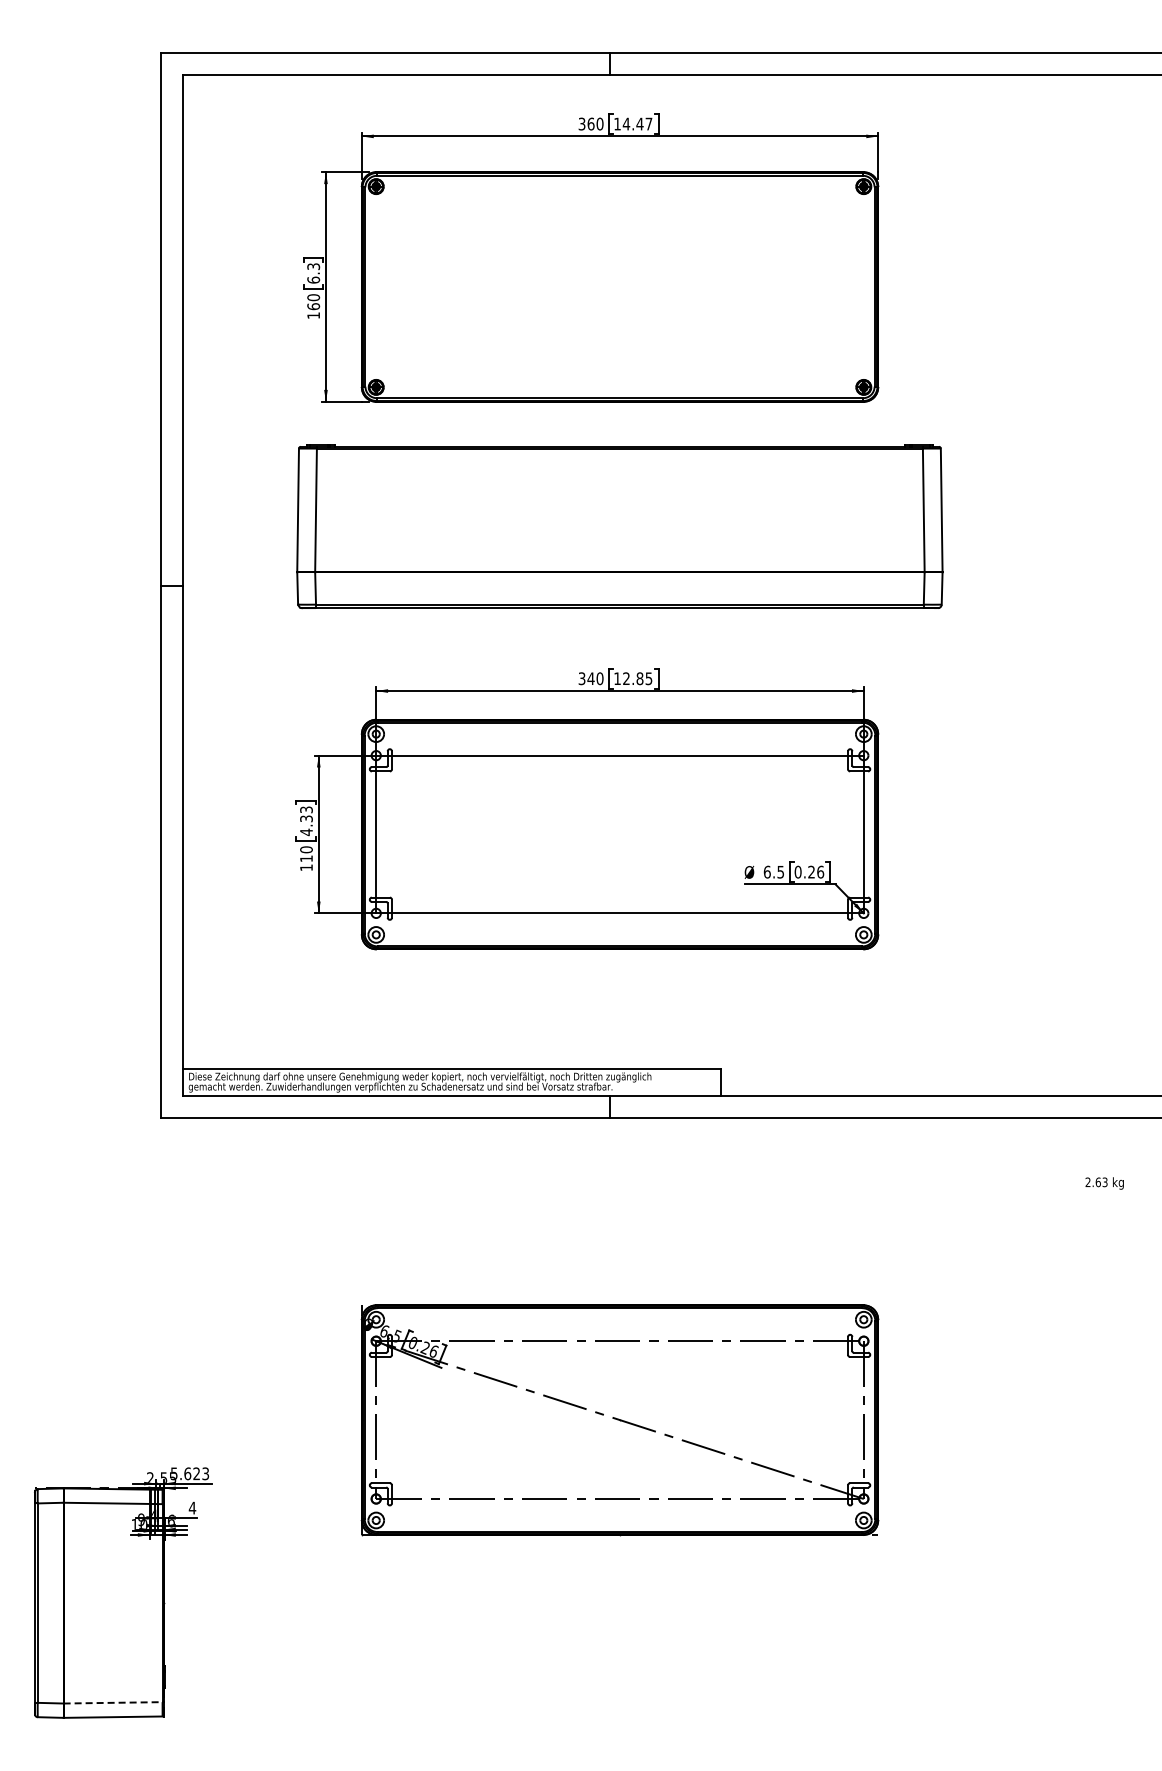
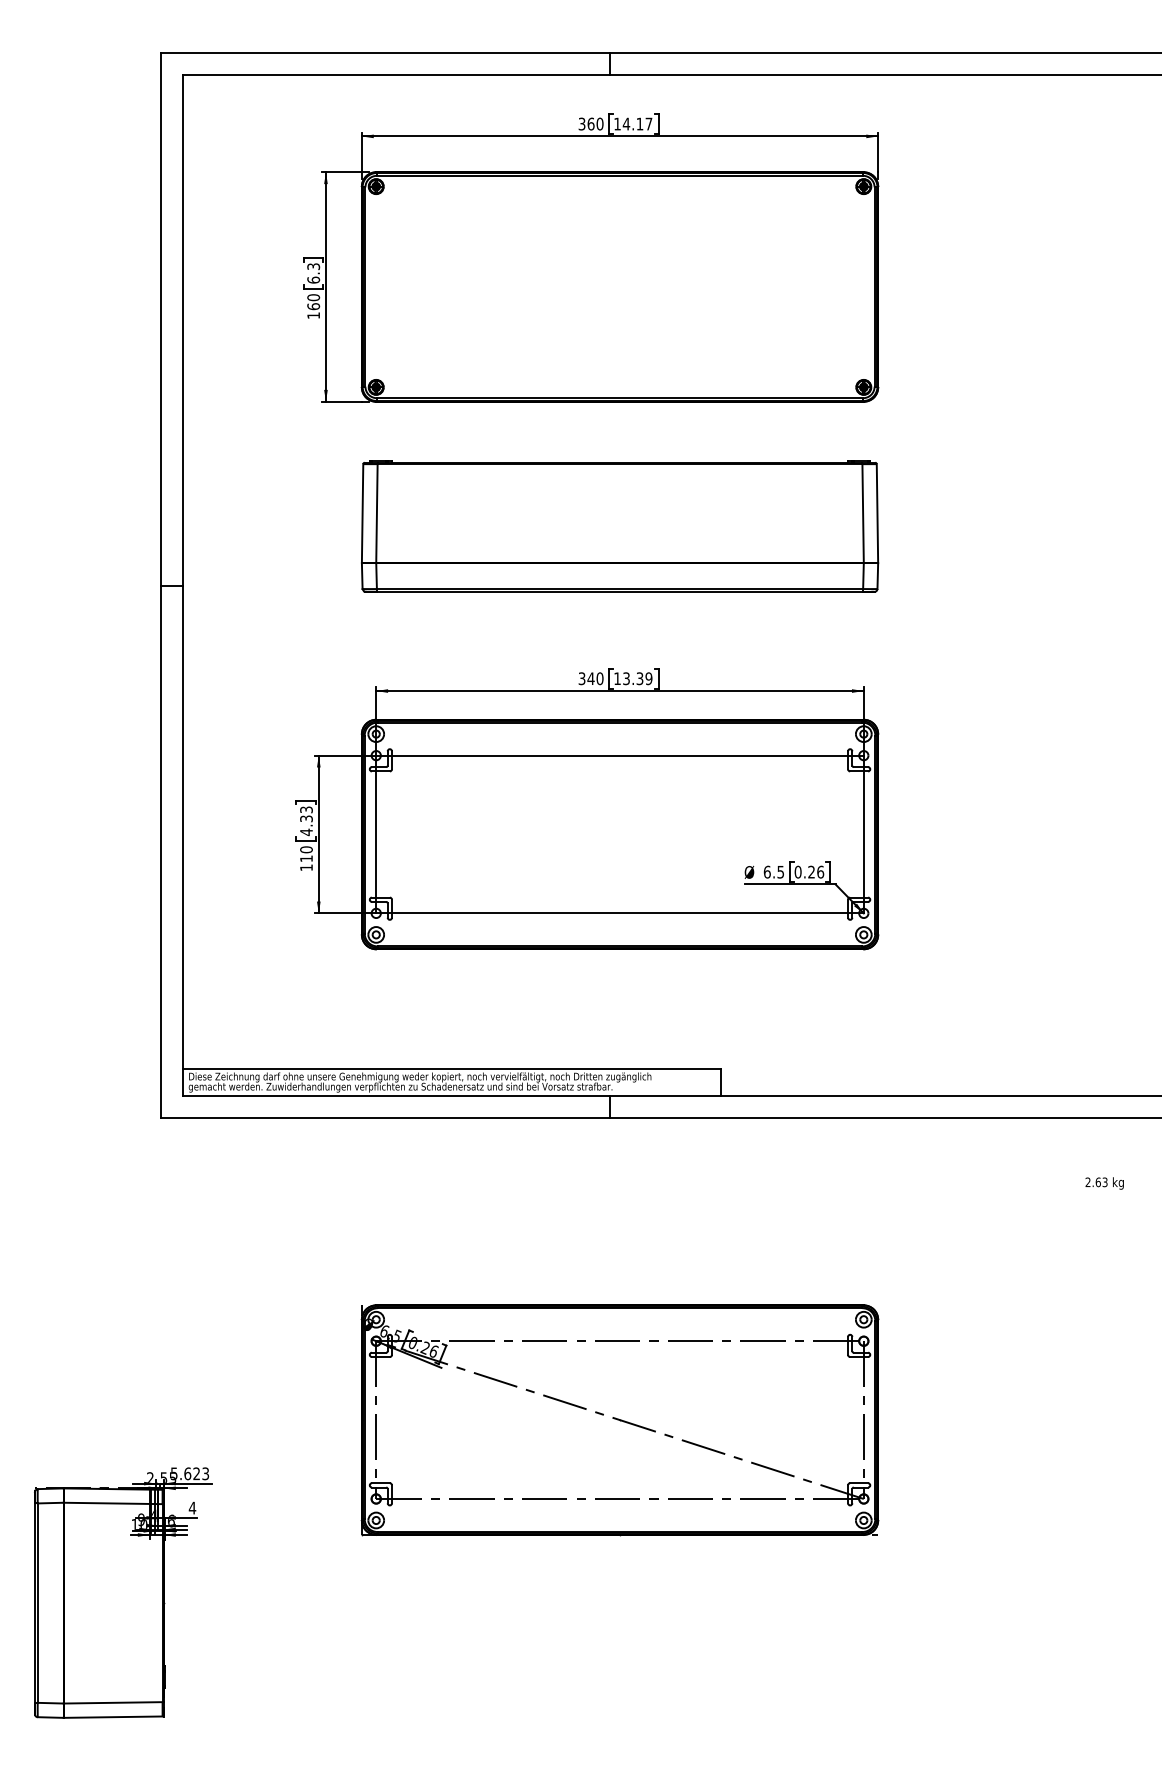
text: 14.47 -> 14.17 (639, 123)
part size: 648x166 px -> 519x133 px (620, 526)
text: 12.85 -> 13.39 (637, 678)
line: dashed -> solid (113, 1702)
